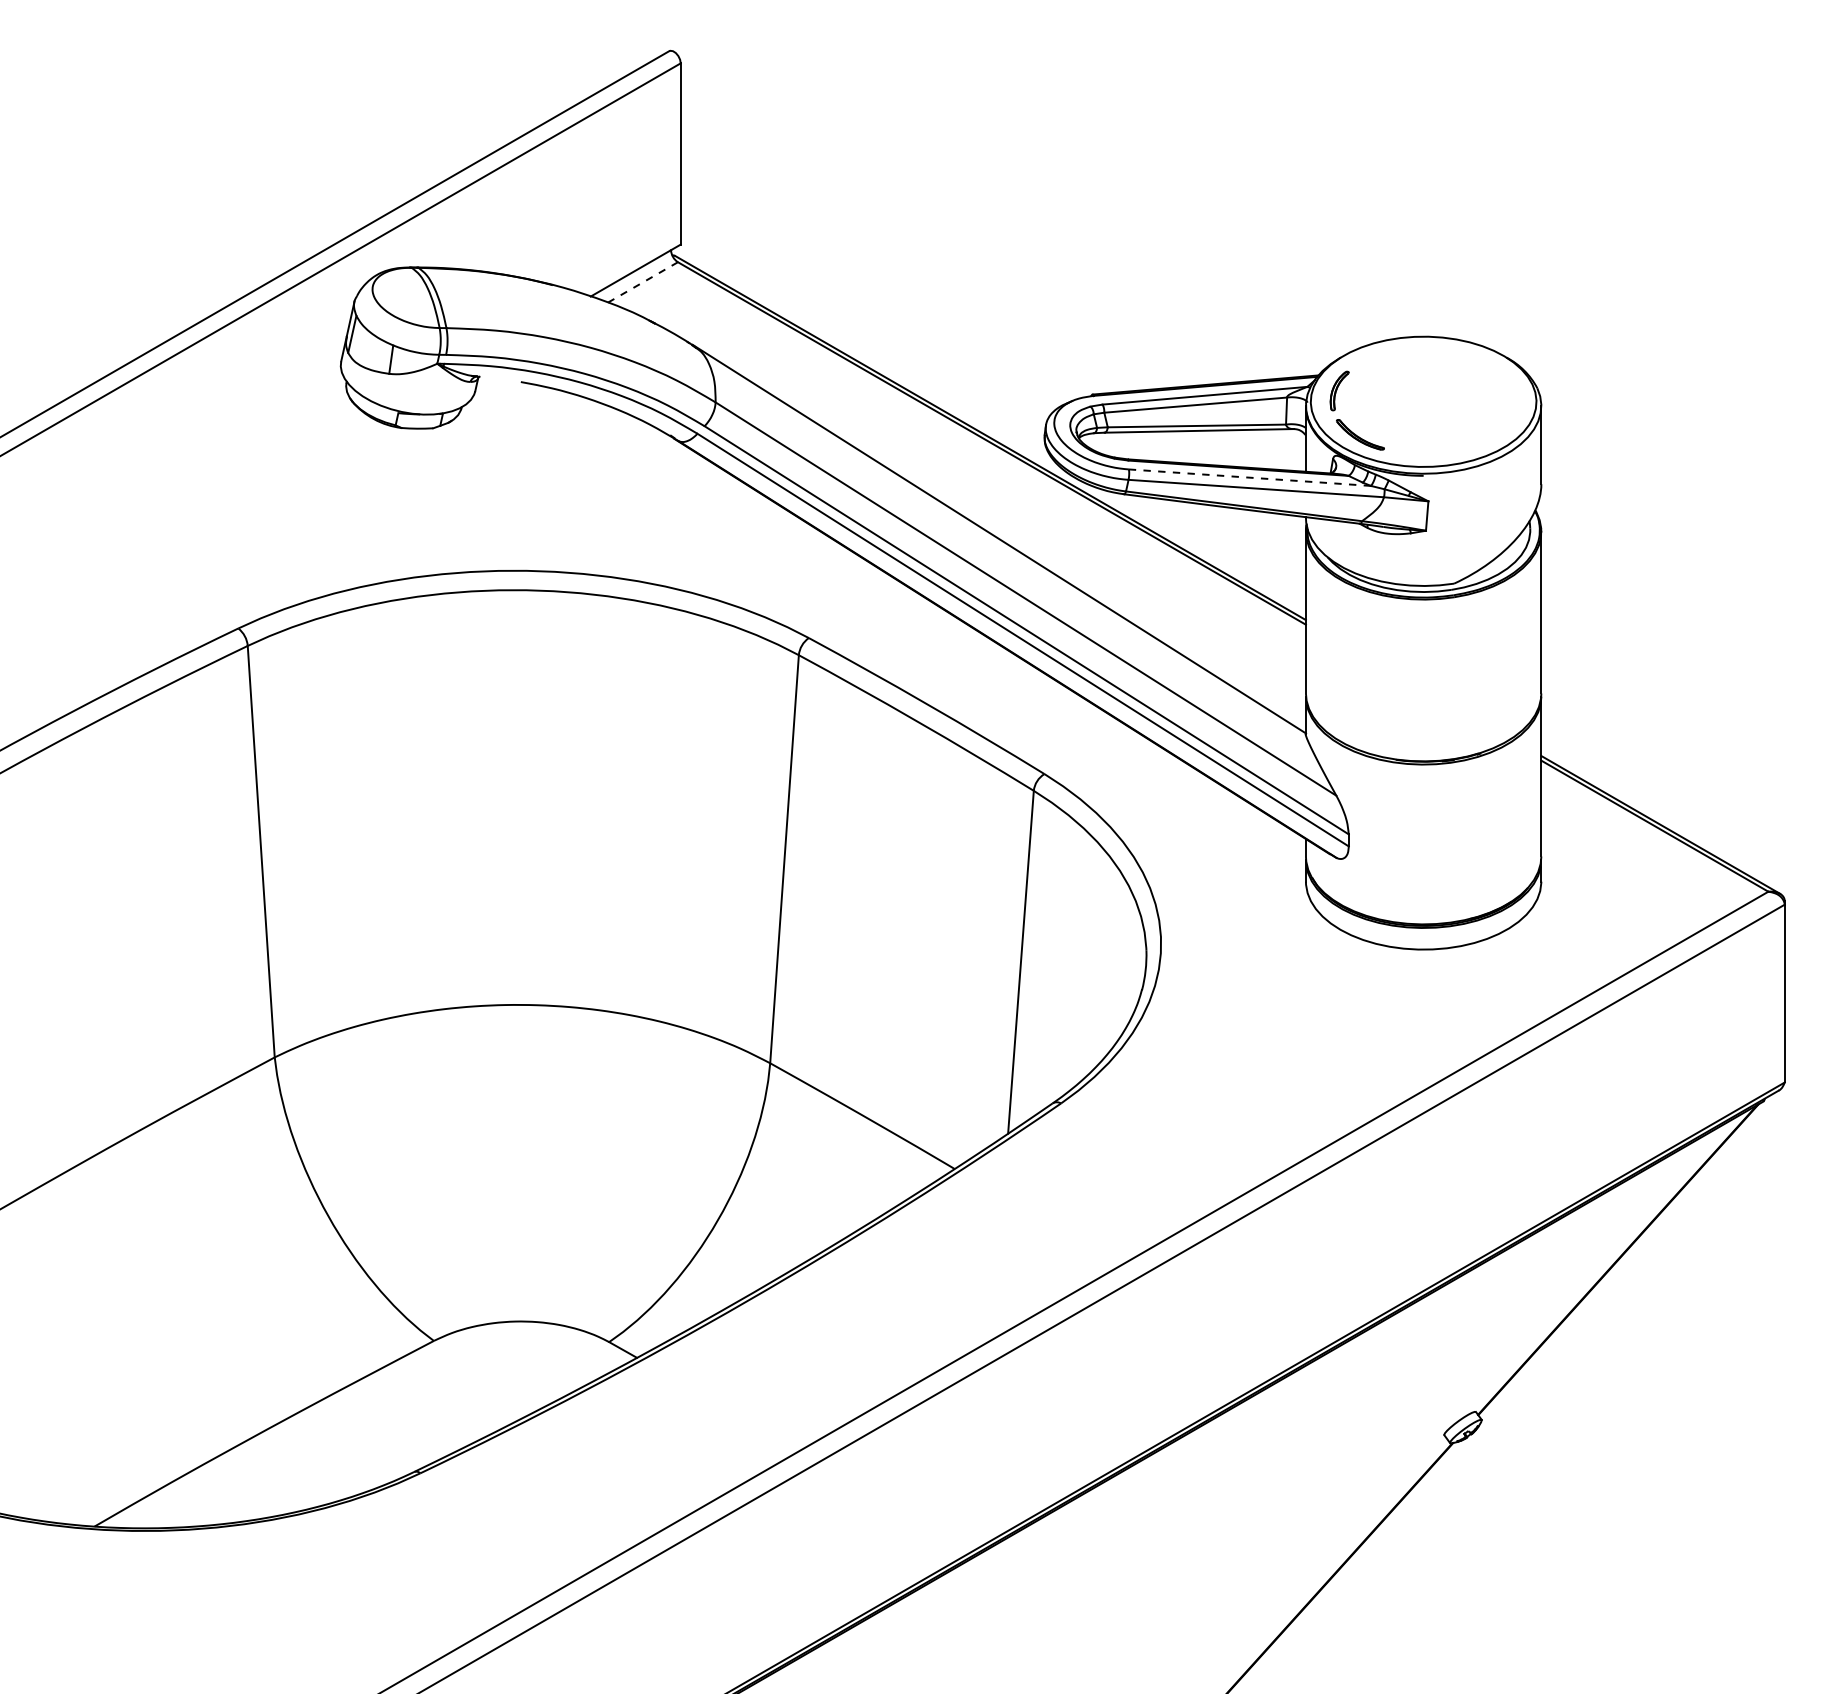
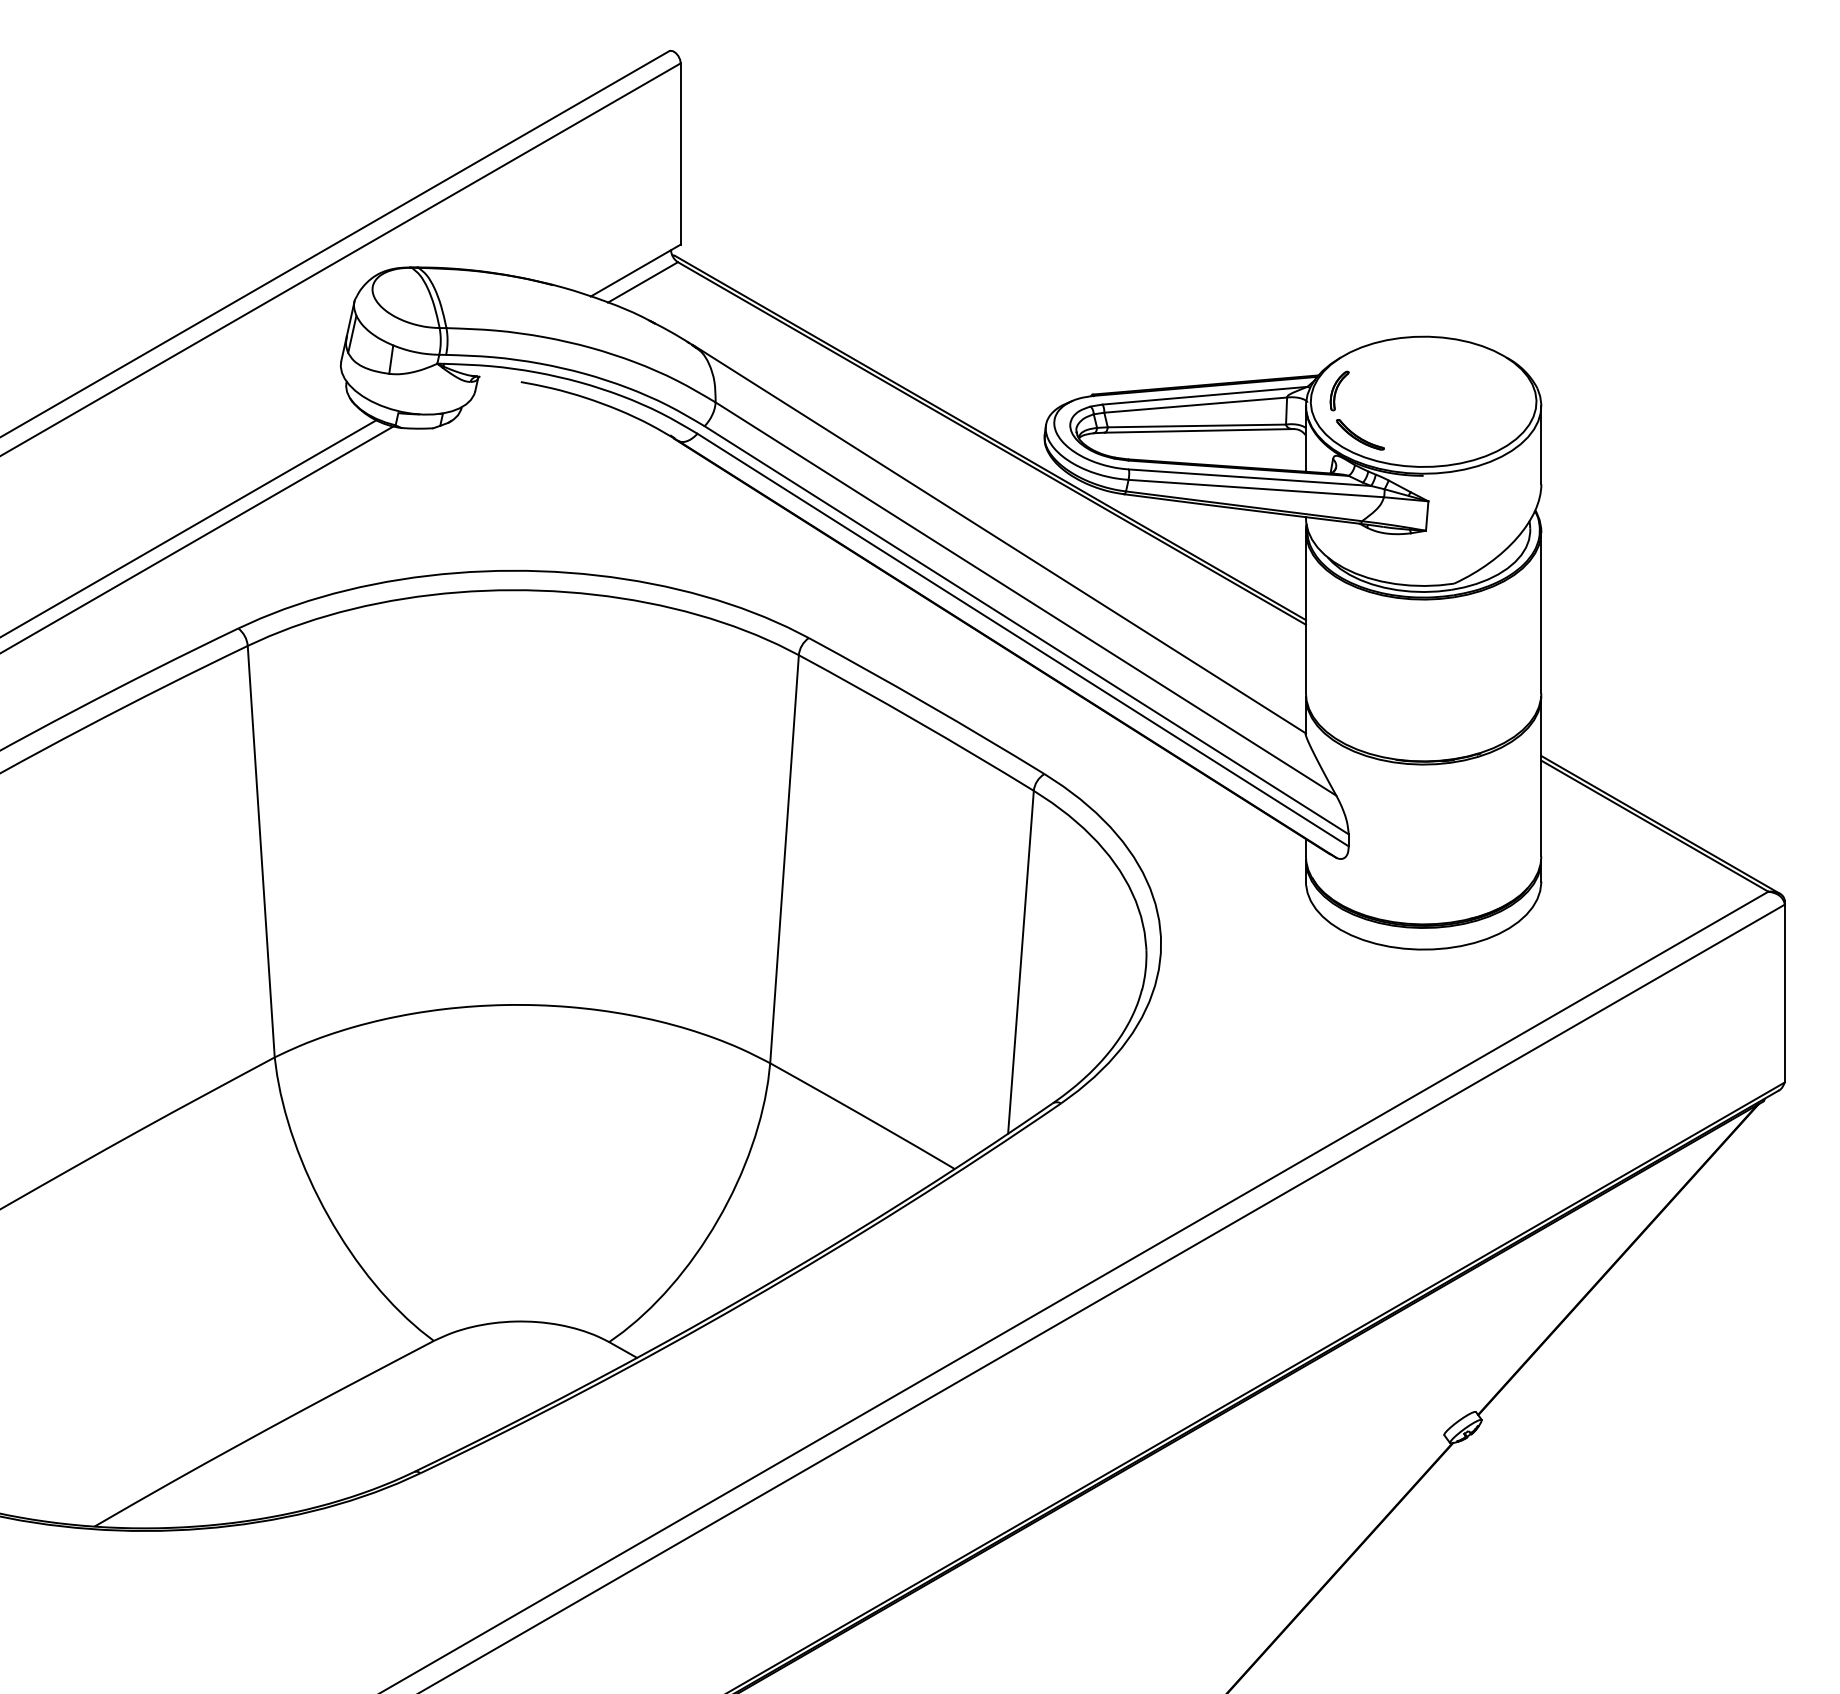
line: dashed -> solid (643, 282)
line: dashed -> solid (1249, 477)
line: none -> present (189, 528)
line: none -> present (197, 539)
